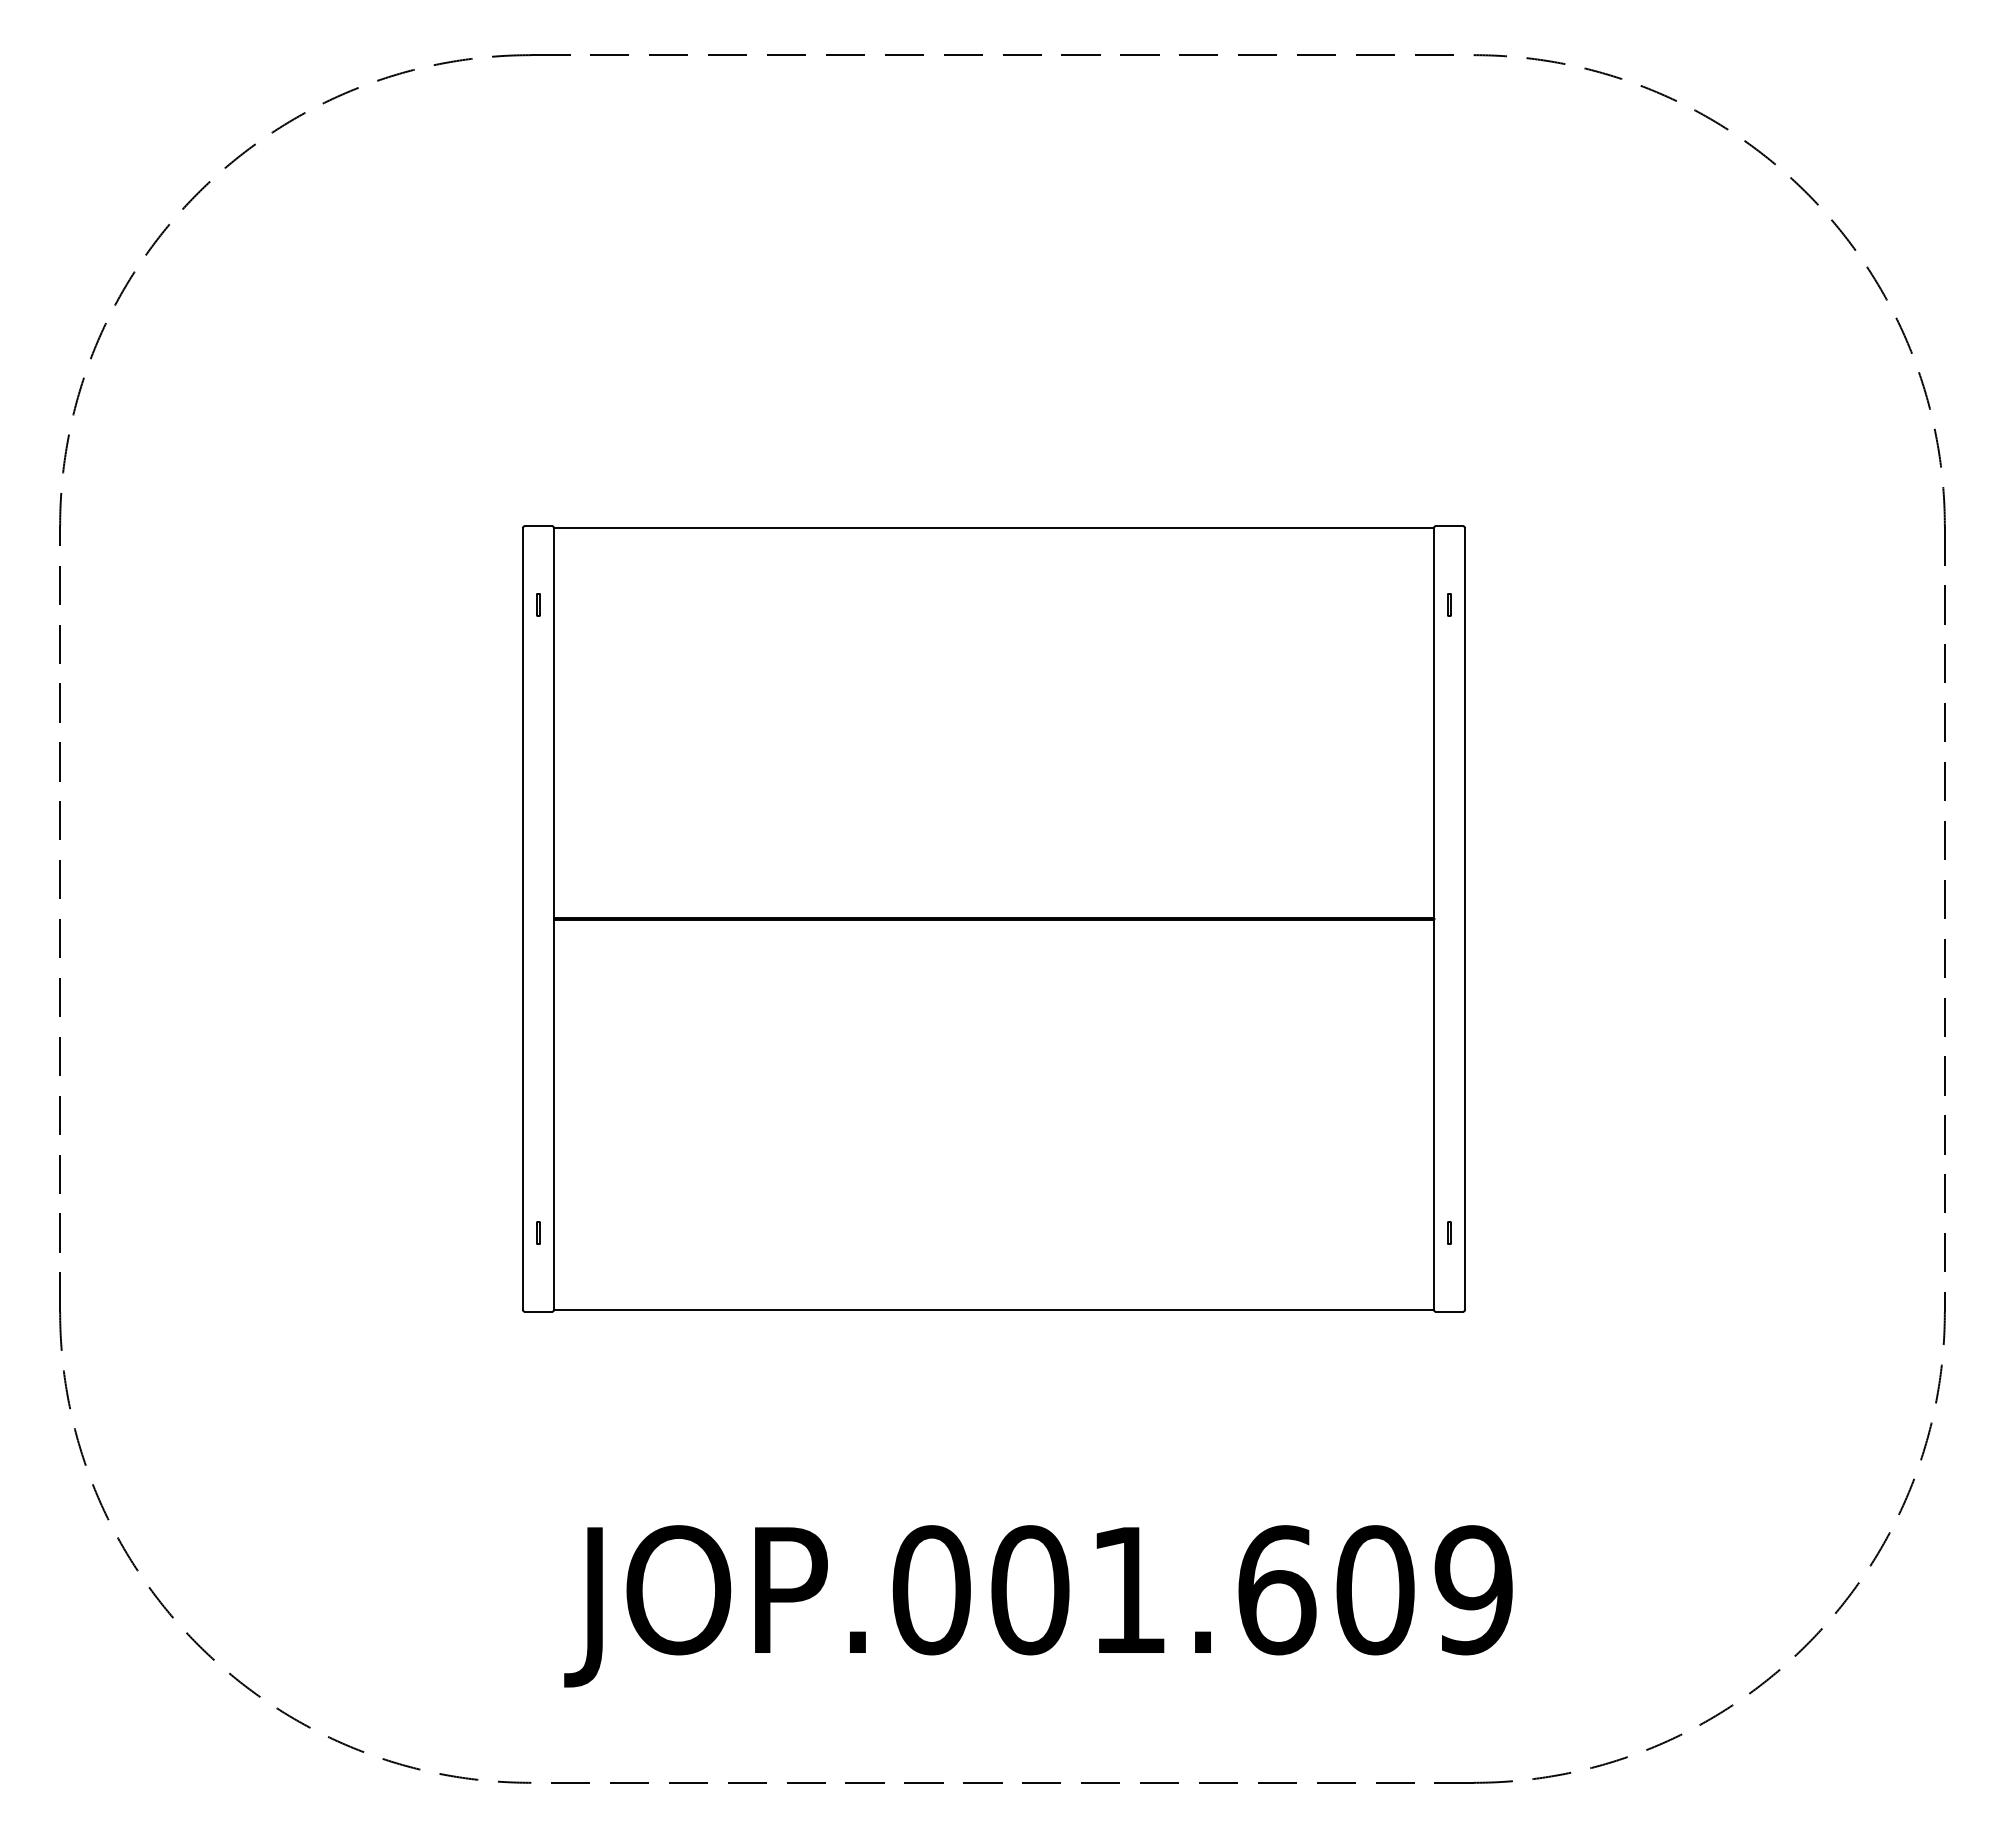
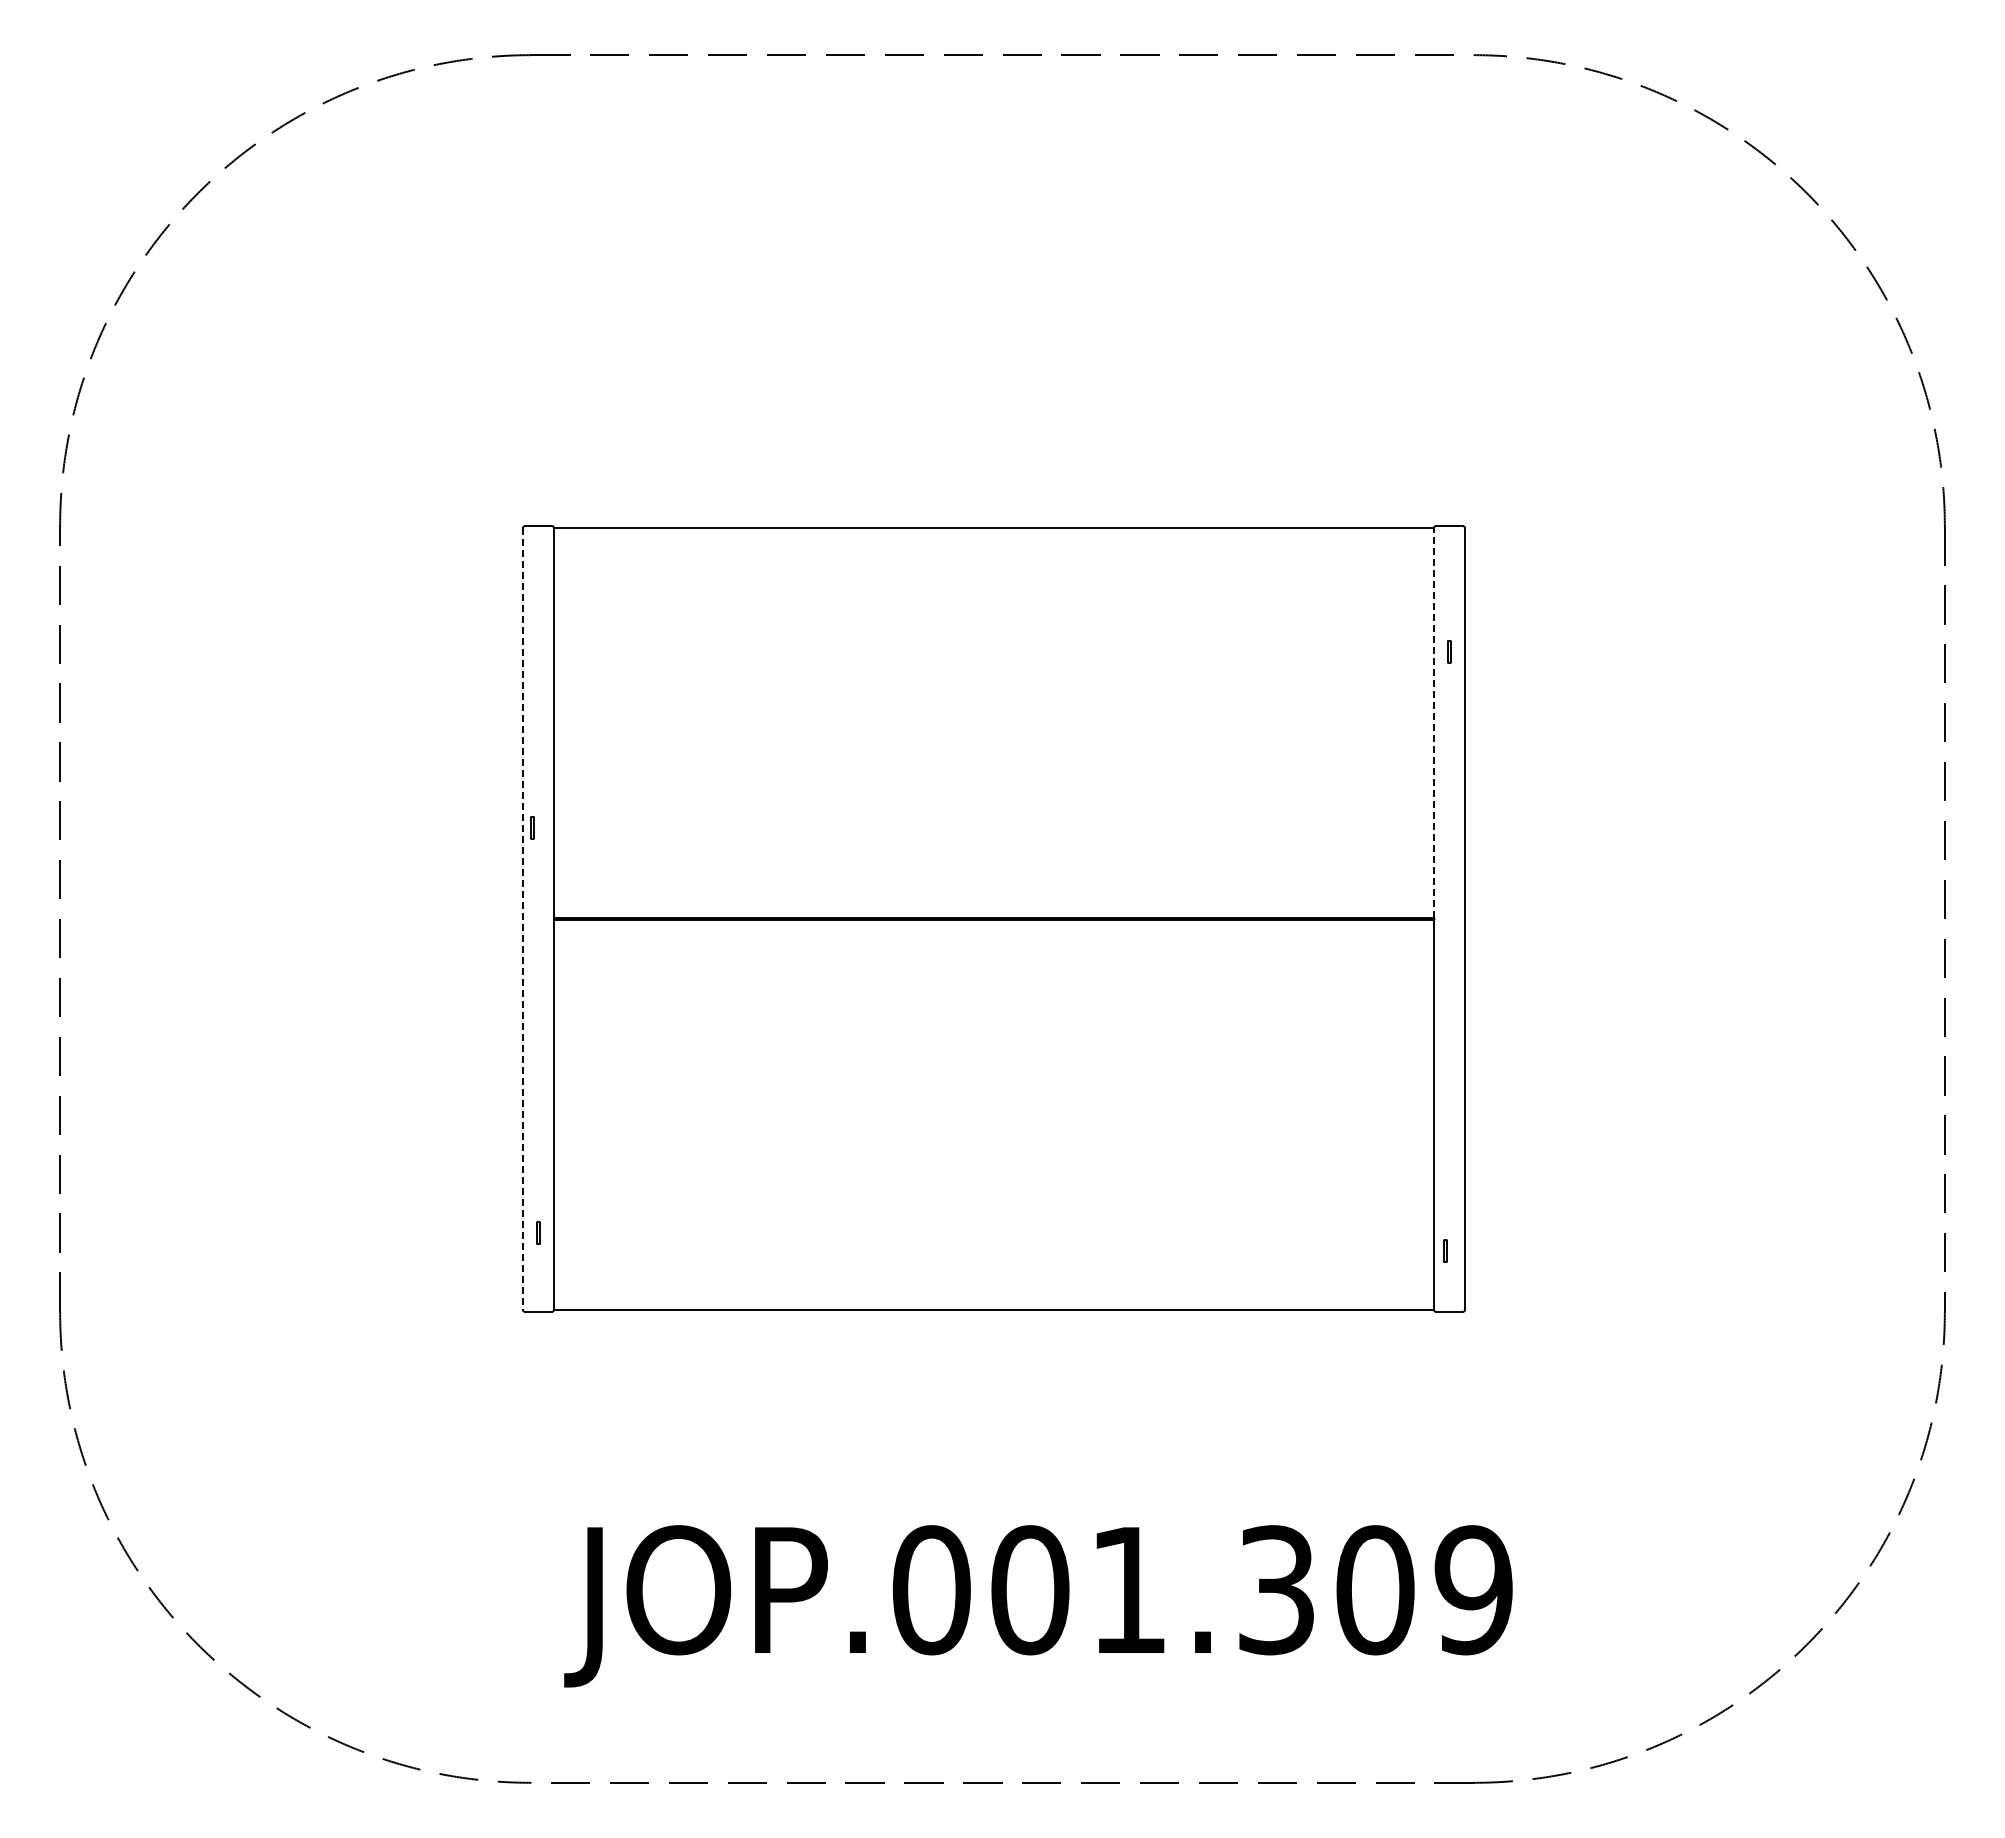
line position: (537, 604) -> (531, 827) (531, 827)
line position: (1448, 604) -> (1448, 651) (1448, 651)
line: solid -> dashed (1433, 722)
line: solid -> dashed (522, 918)
line position: (1448, 1232) -> (1444, 1250) (1444, 1250)
text: JOP.001.609 -> JOP.001.309 (1277, 1590)
